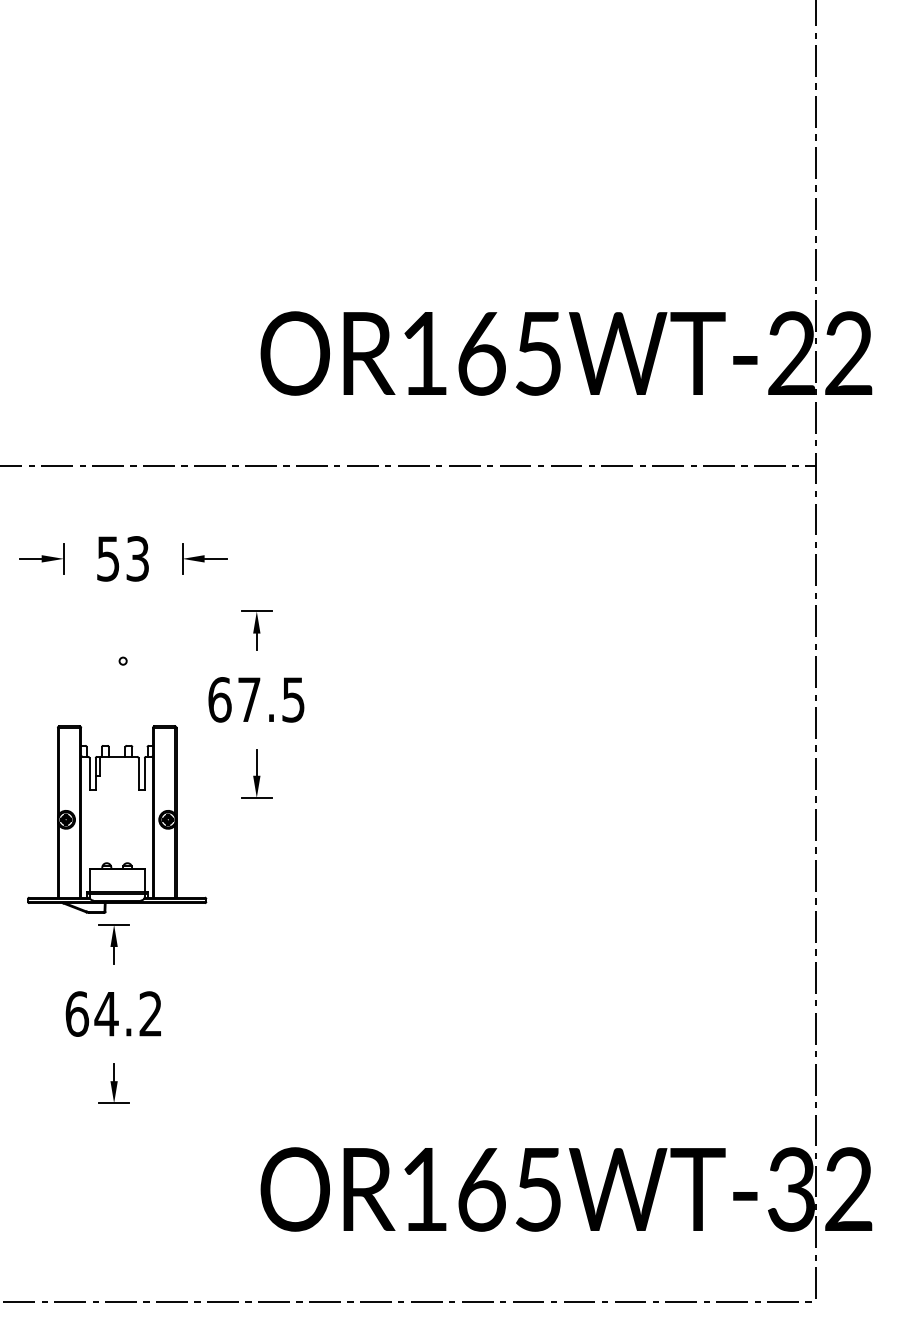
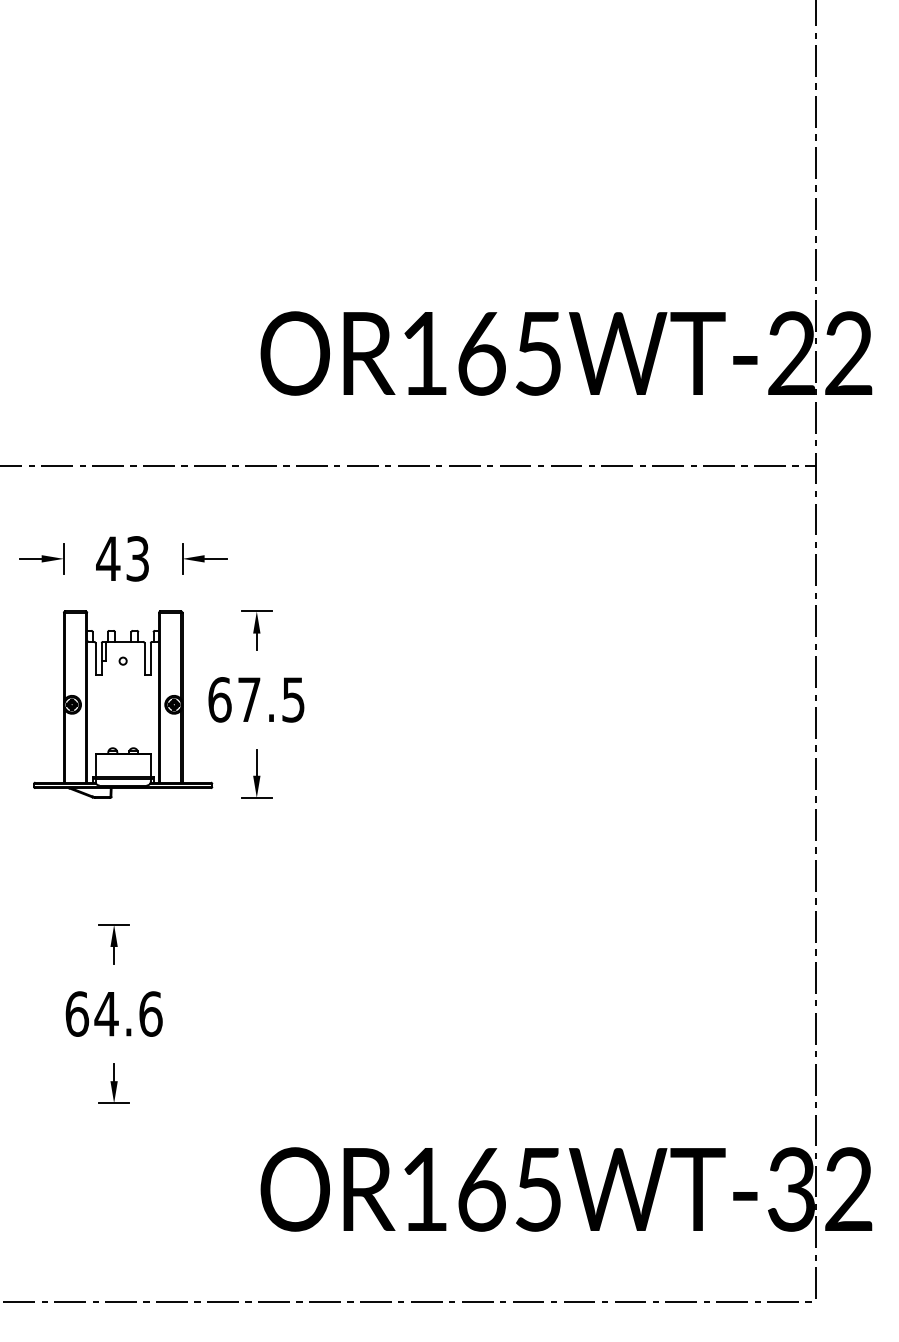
text: 53 -> 43 (108, 558)
part position: (117, 819) -> (123, 704) (123, 704)
text: 64.2 -> 64.6 (150, 1013)
